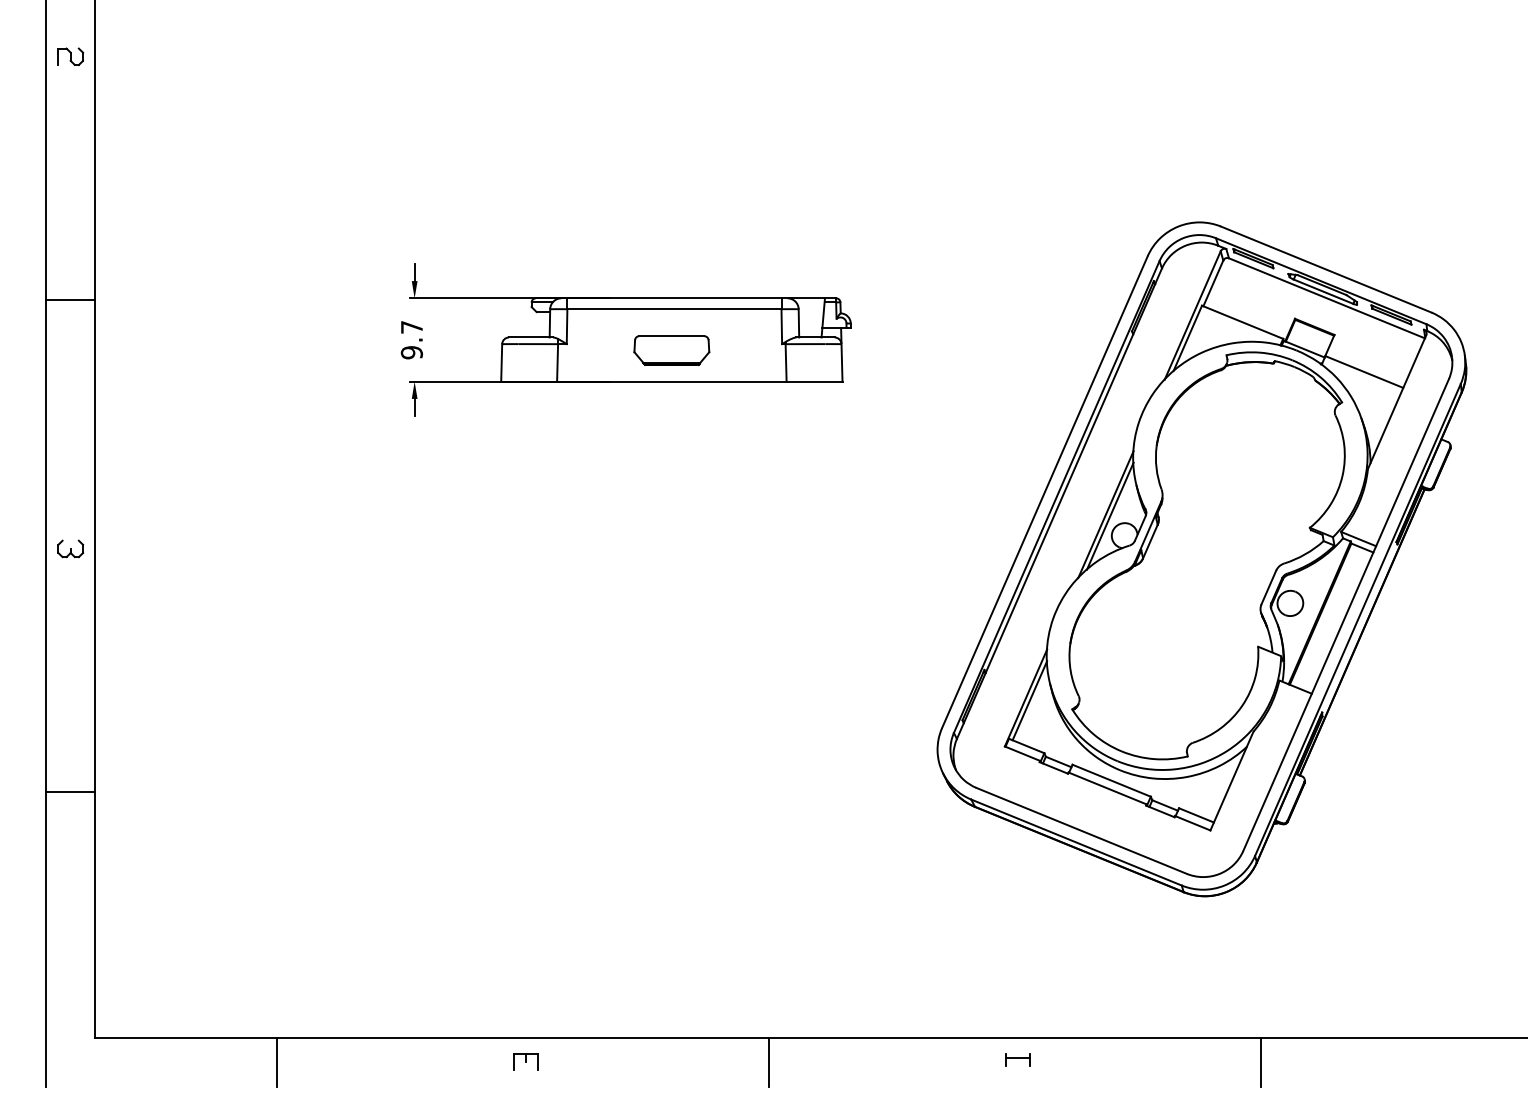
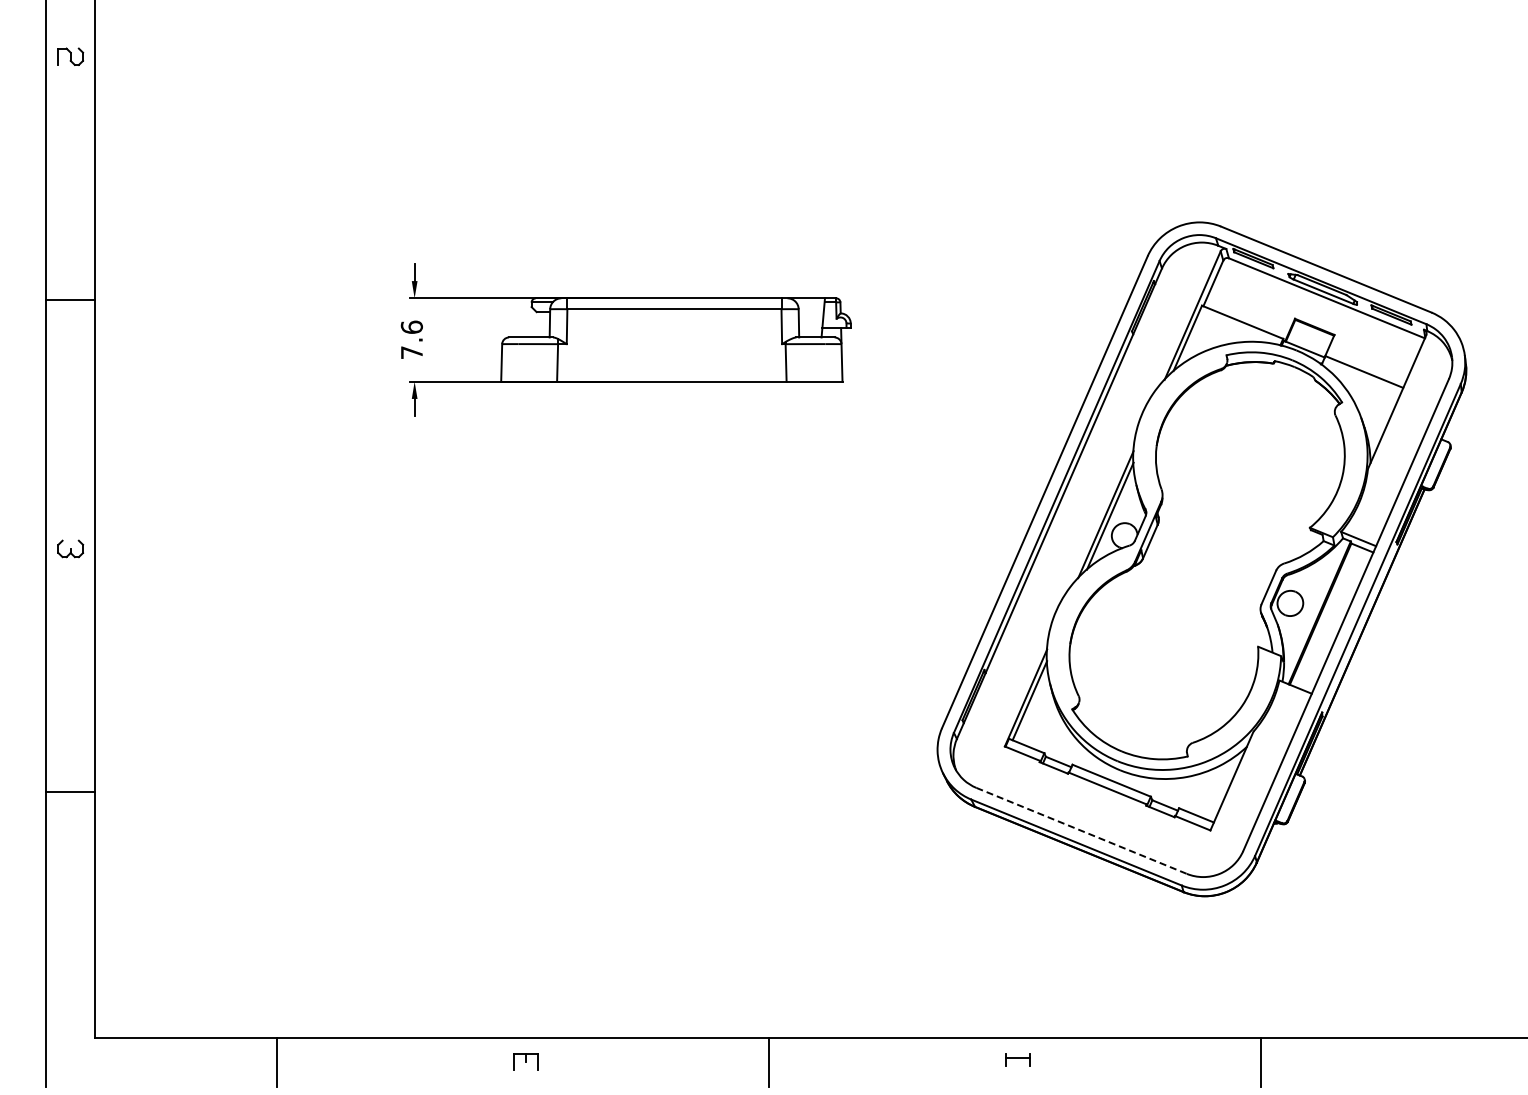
text: 9.7 -> 7.6 (411, 339)
part: present -> none (671, 350)
line: solid -> dashed (1081, 830)
